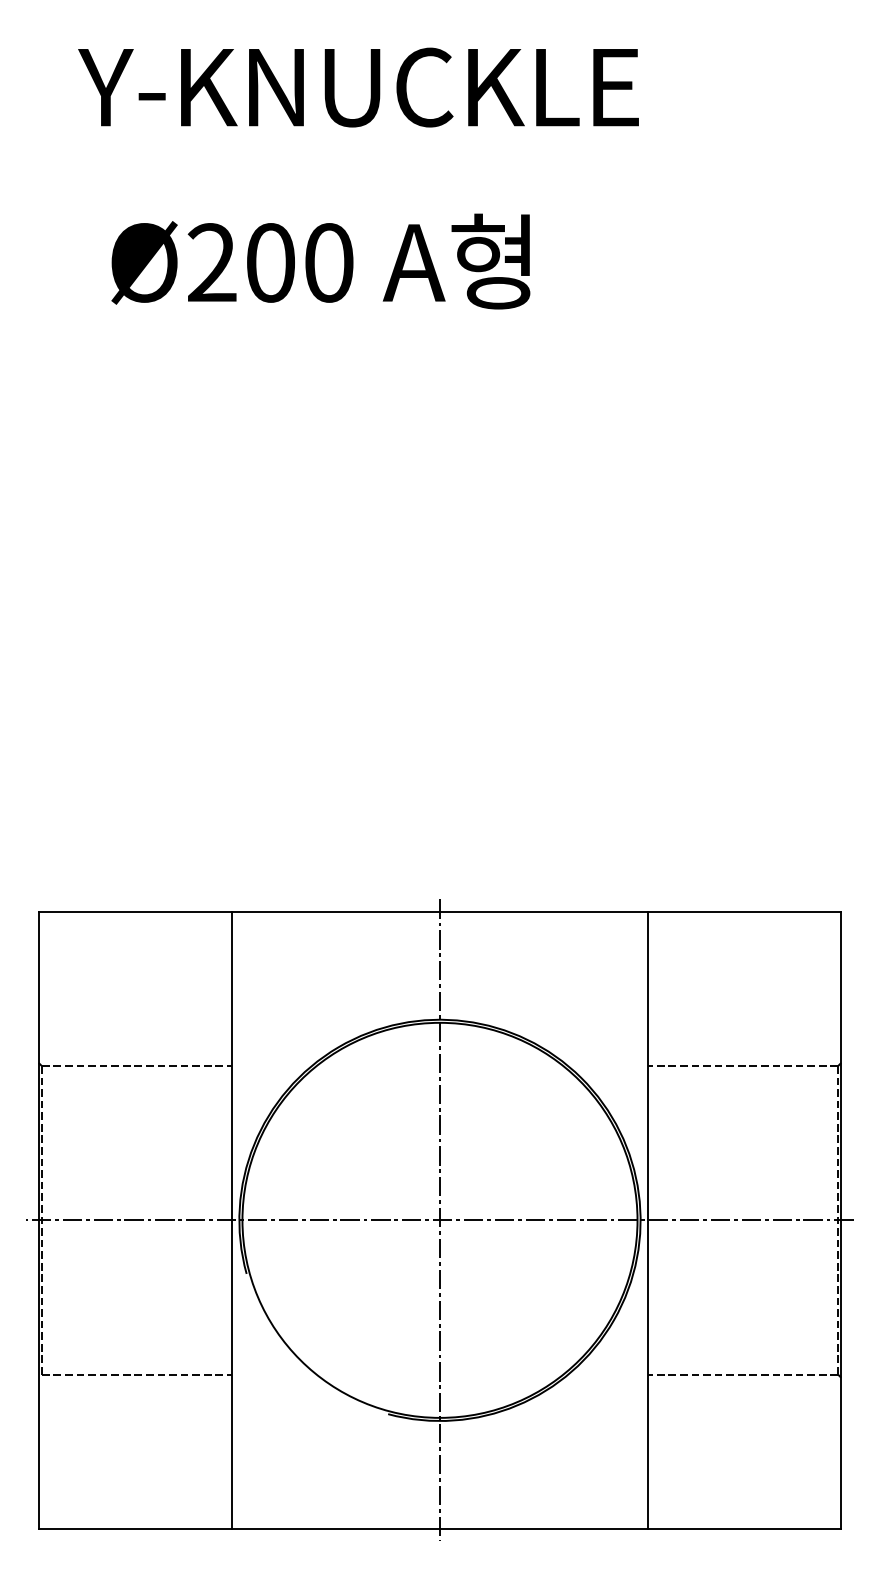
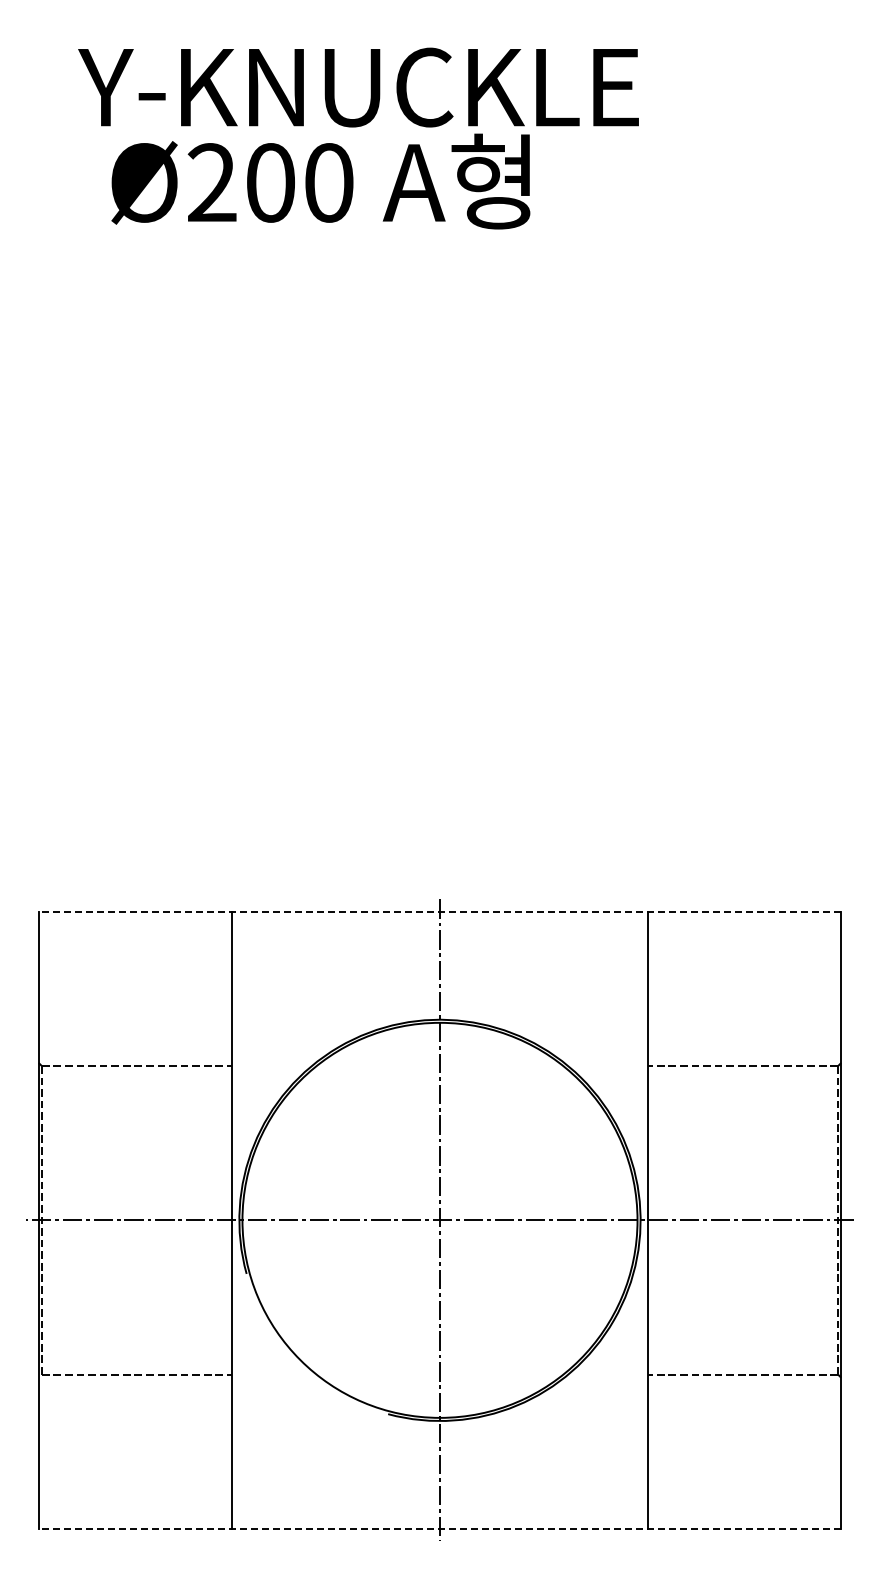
text position: (320, 261) -> (320, 181) (320, 181)
line: solid -> dashed (439, 911)
line: solid -> dashed (439, 1528)
